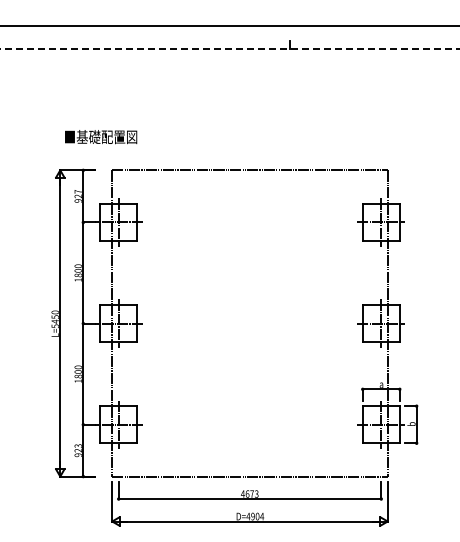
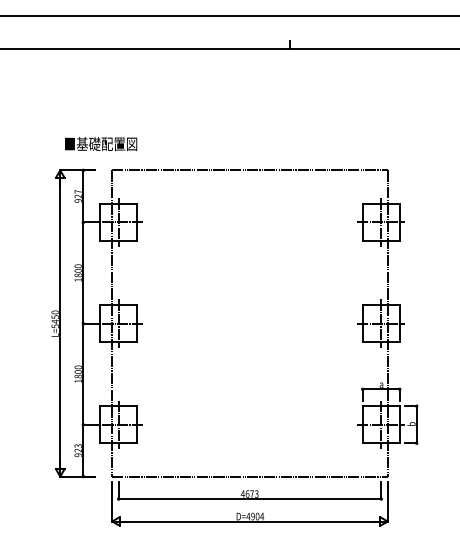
line position: (229, 26) -> (229, 16) (229, 16)
line: dashed -> solid (229, 49)
text position: (101, 137) -> (101, 144) (101, 144)
